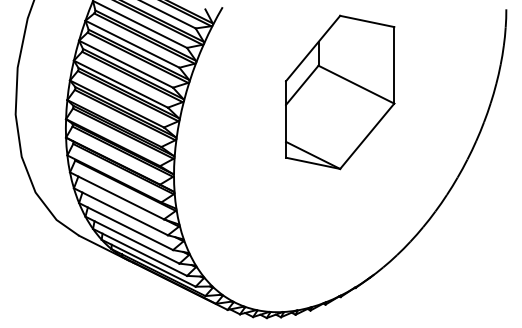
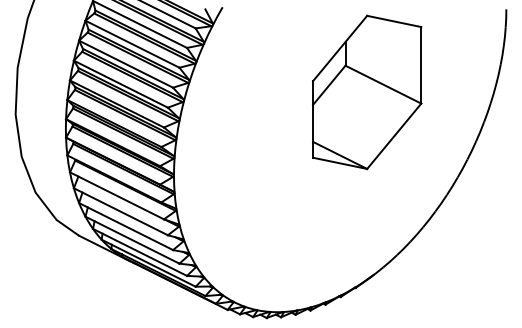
part position: (340, 92) -> (367, 92) (367, 92)
